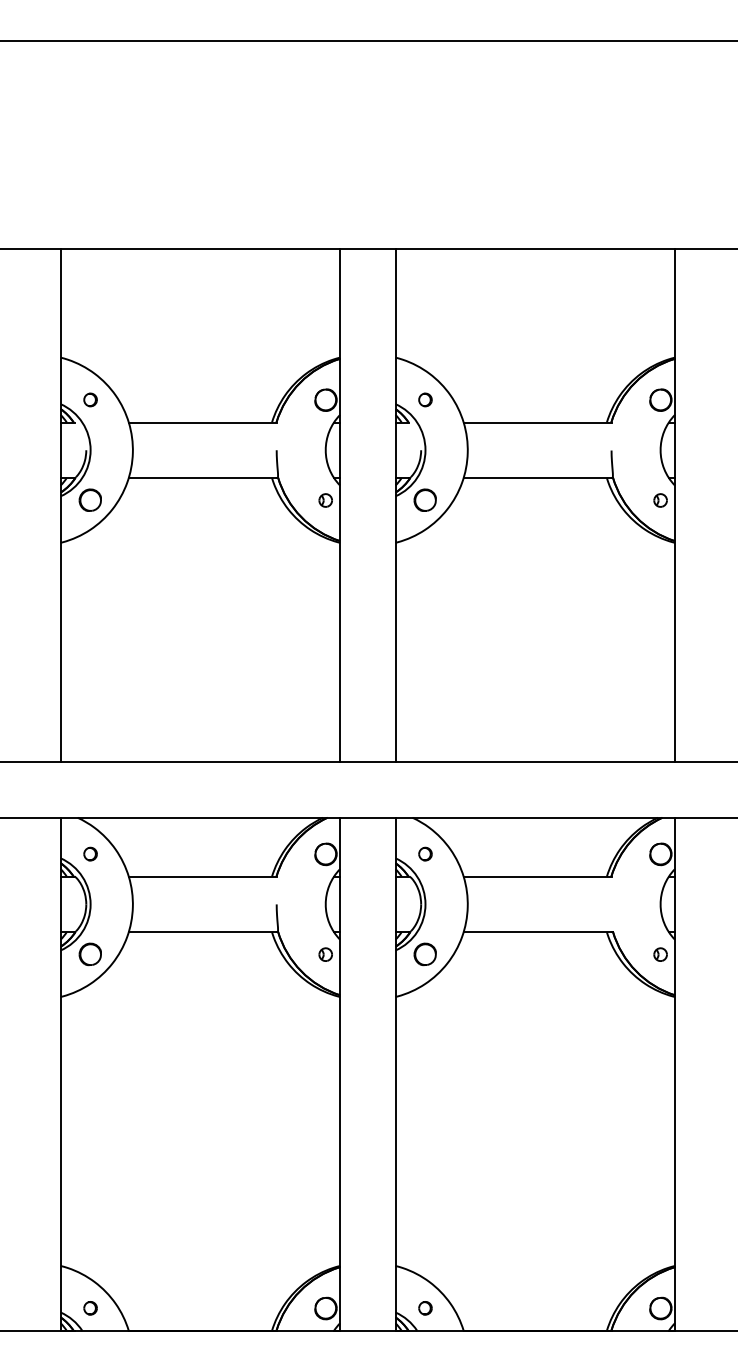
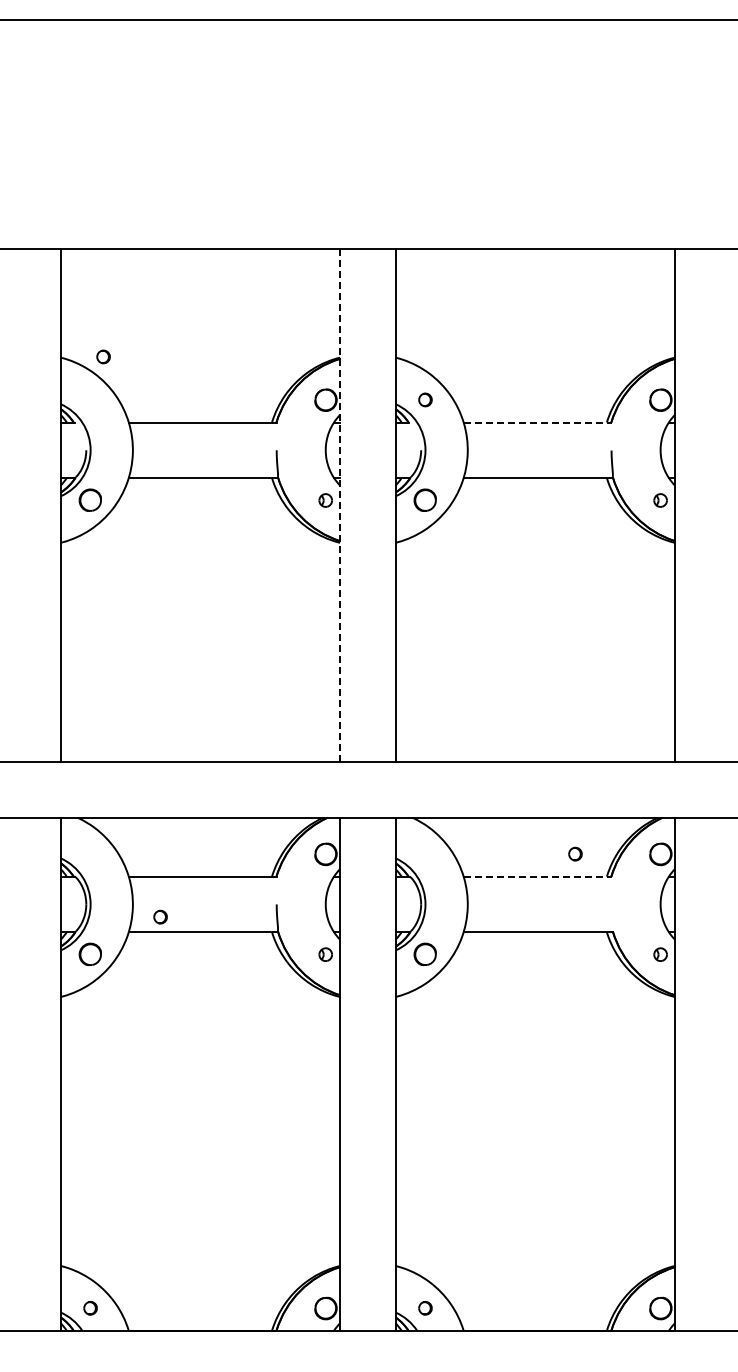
line position: (368, 41) -> (368, 20) (368, 20)
part position: (90, 399) -> (103, 356) (103, 356)
line: solid -> dashed (538, 422)
line: solid -> dashed (340, 505)
part position: (90, 853) -> (160, 916) (160, 916)
part position: (425, 853) -> (575, 853) (575, 853)
line: solid -> dashed (538, 876)
